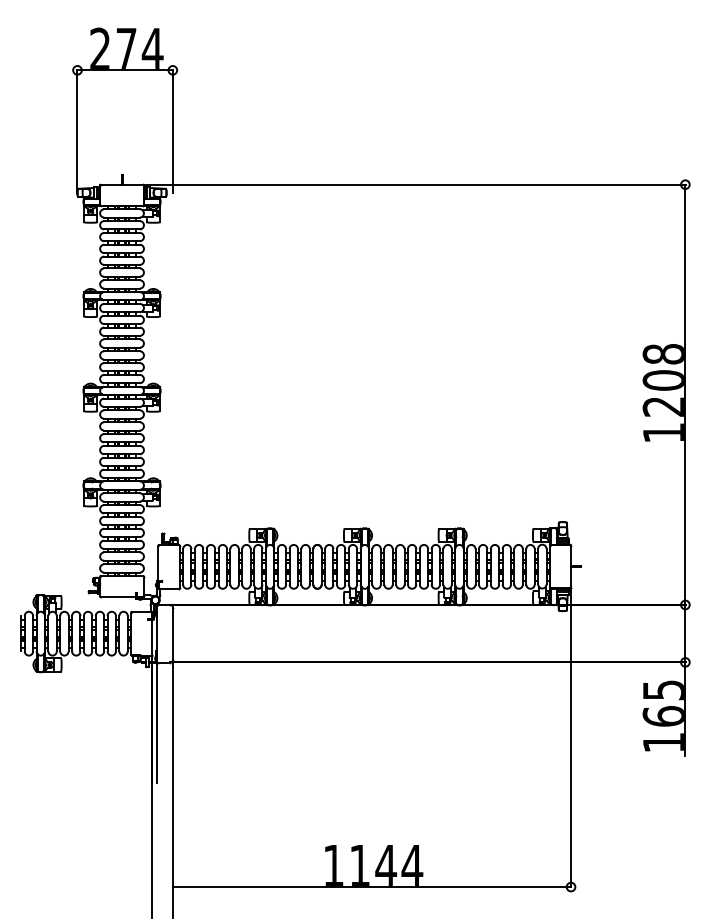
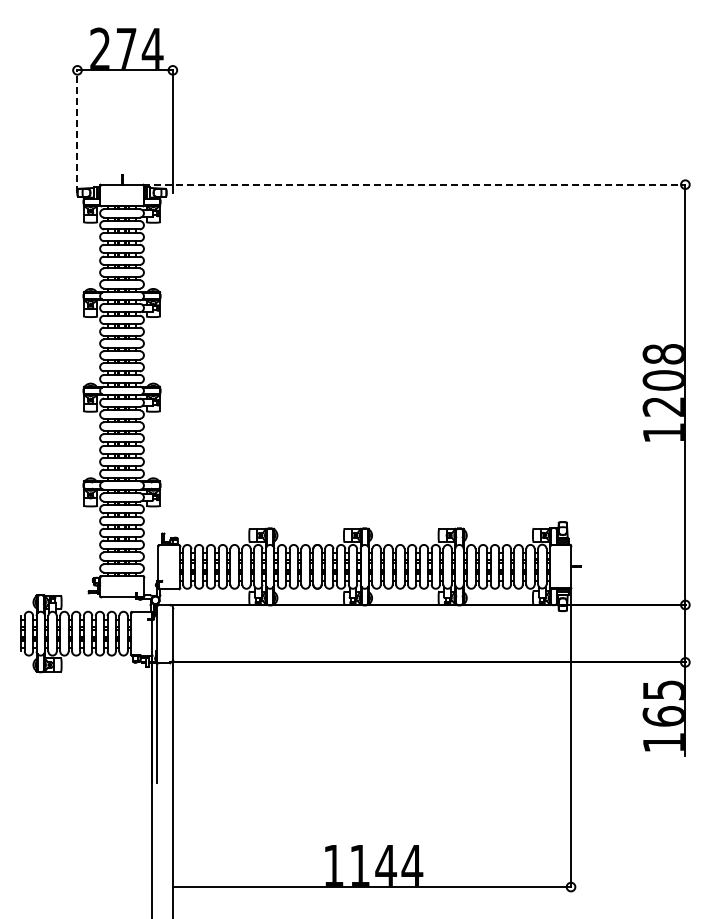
line: solid -> dashed (77, 130)
line: solid -> dashed (415, 184)
